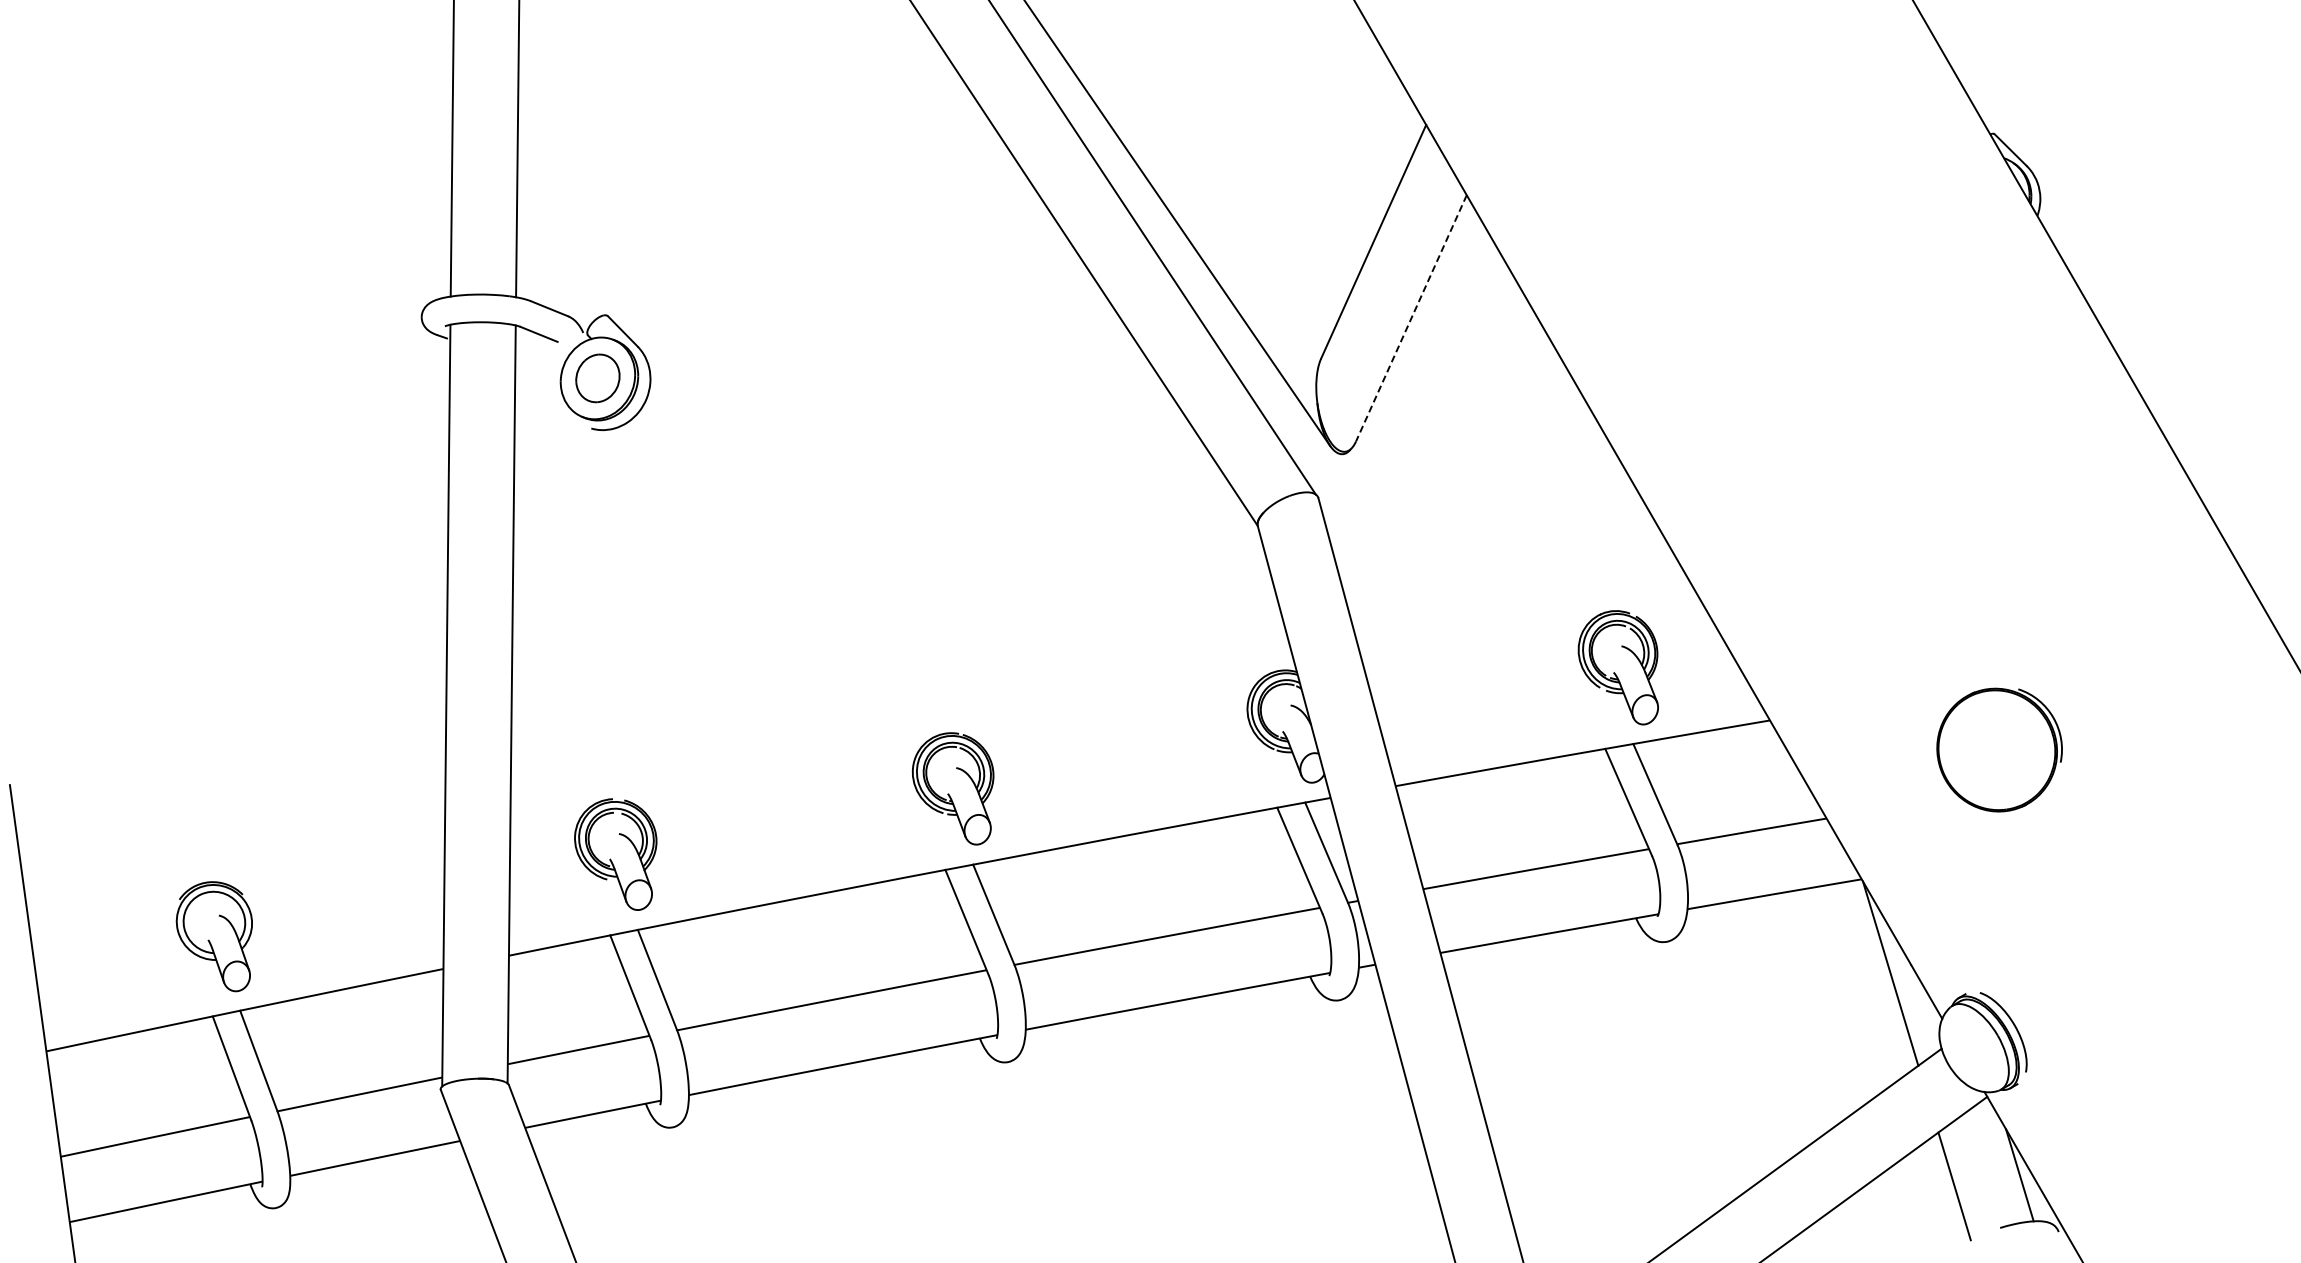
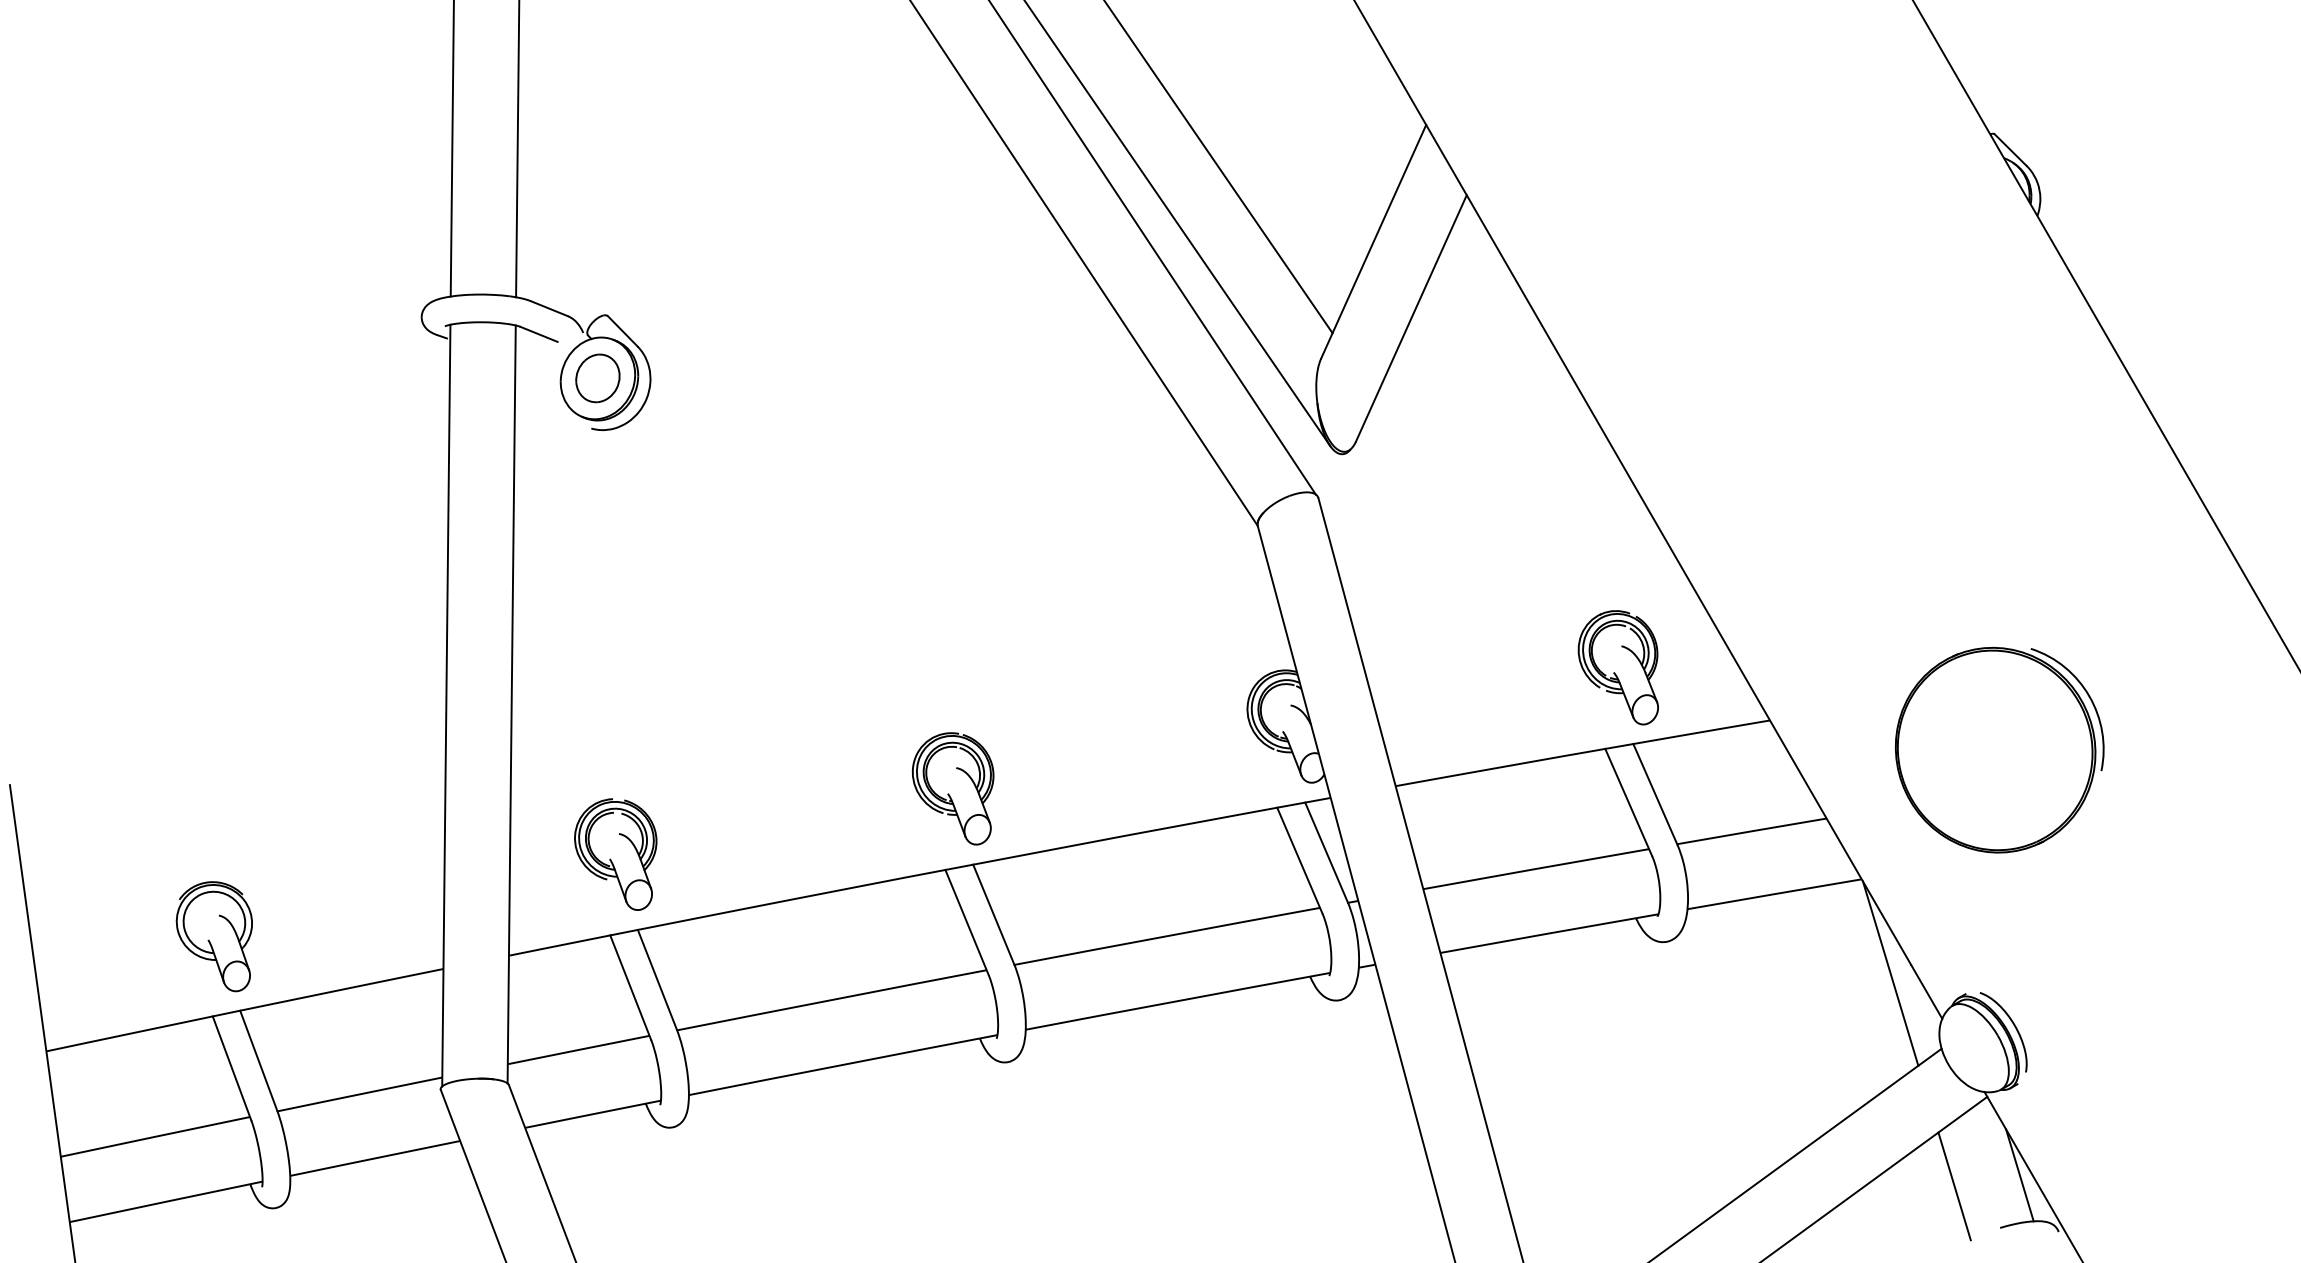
line: none -> present (1218, 167)
line: dashed -> solid (1411, 318)
part size: 127x126 px -> 211x208 px (1999, 749)
